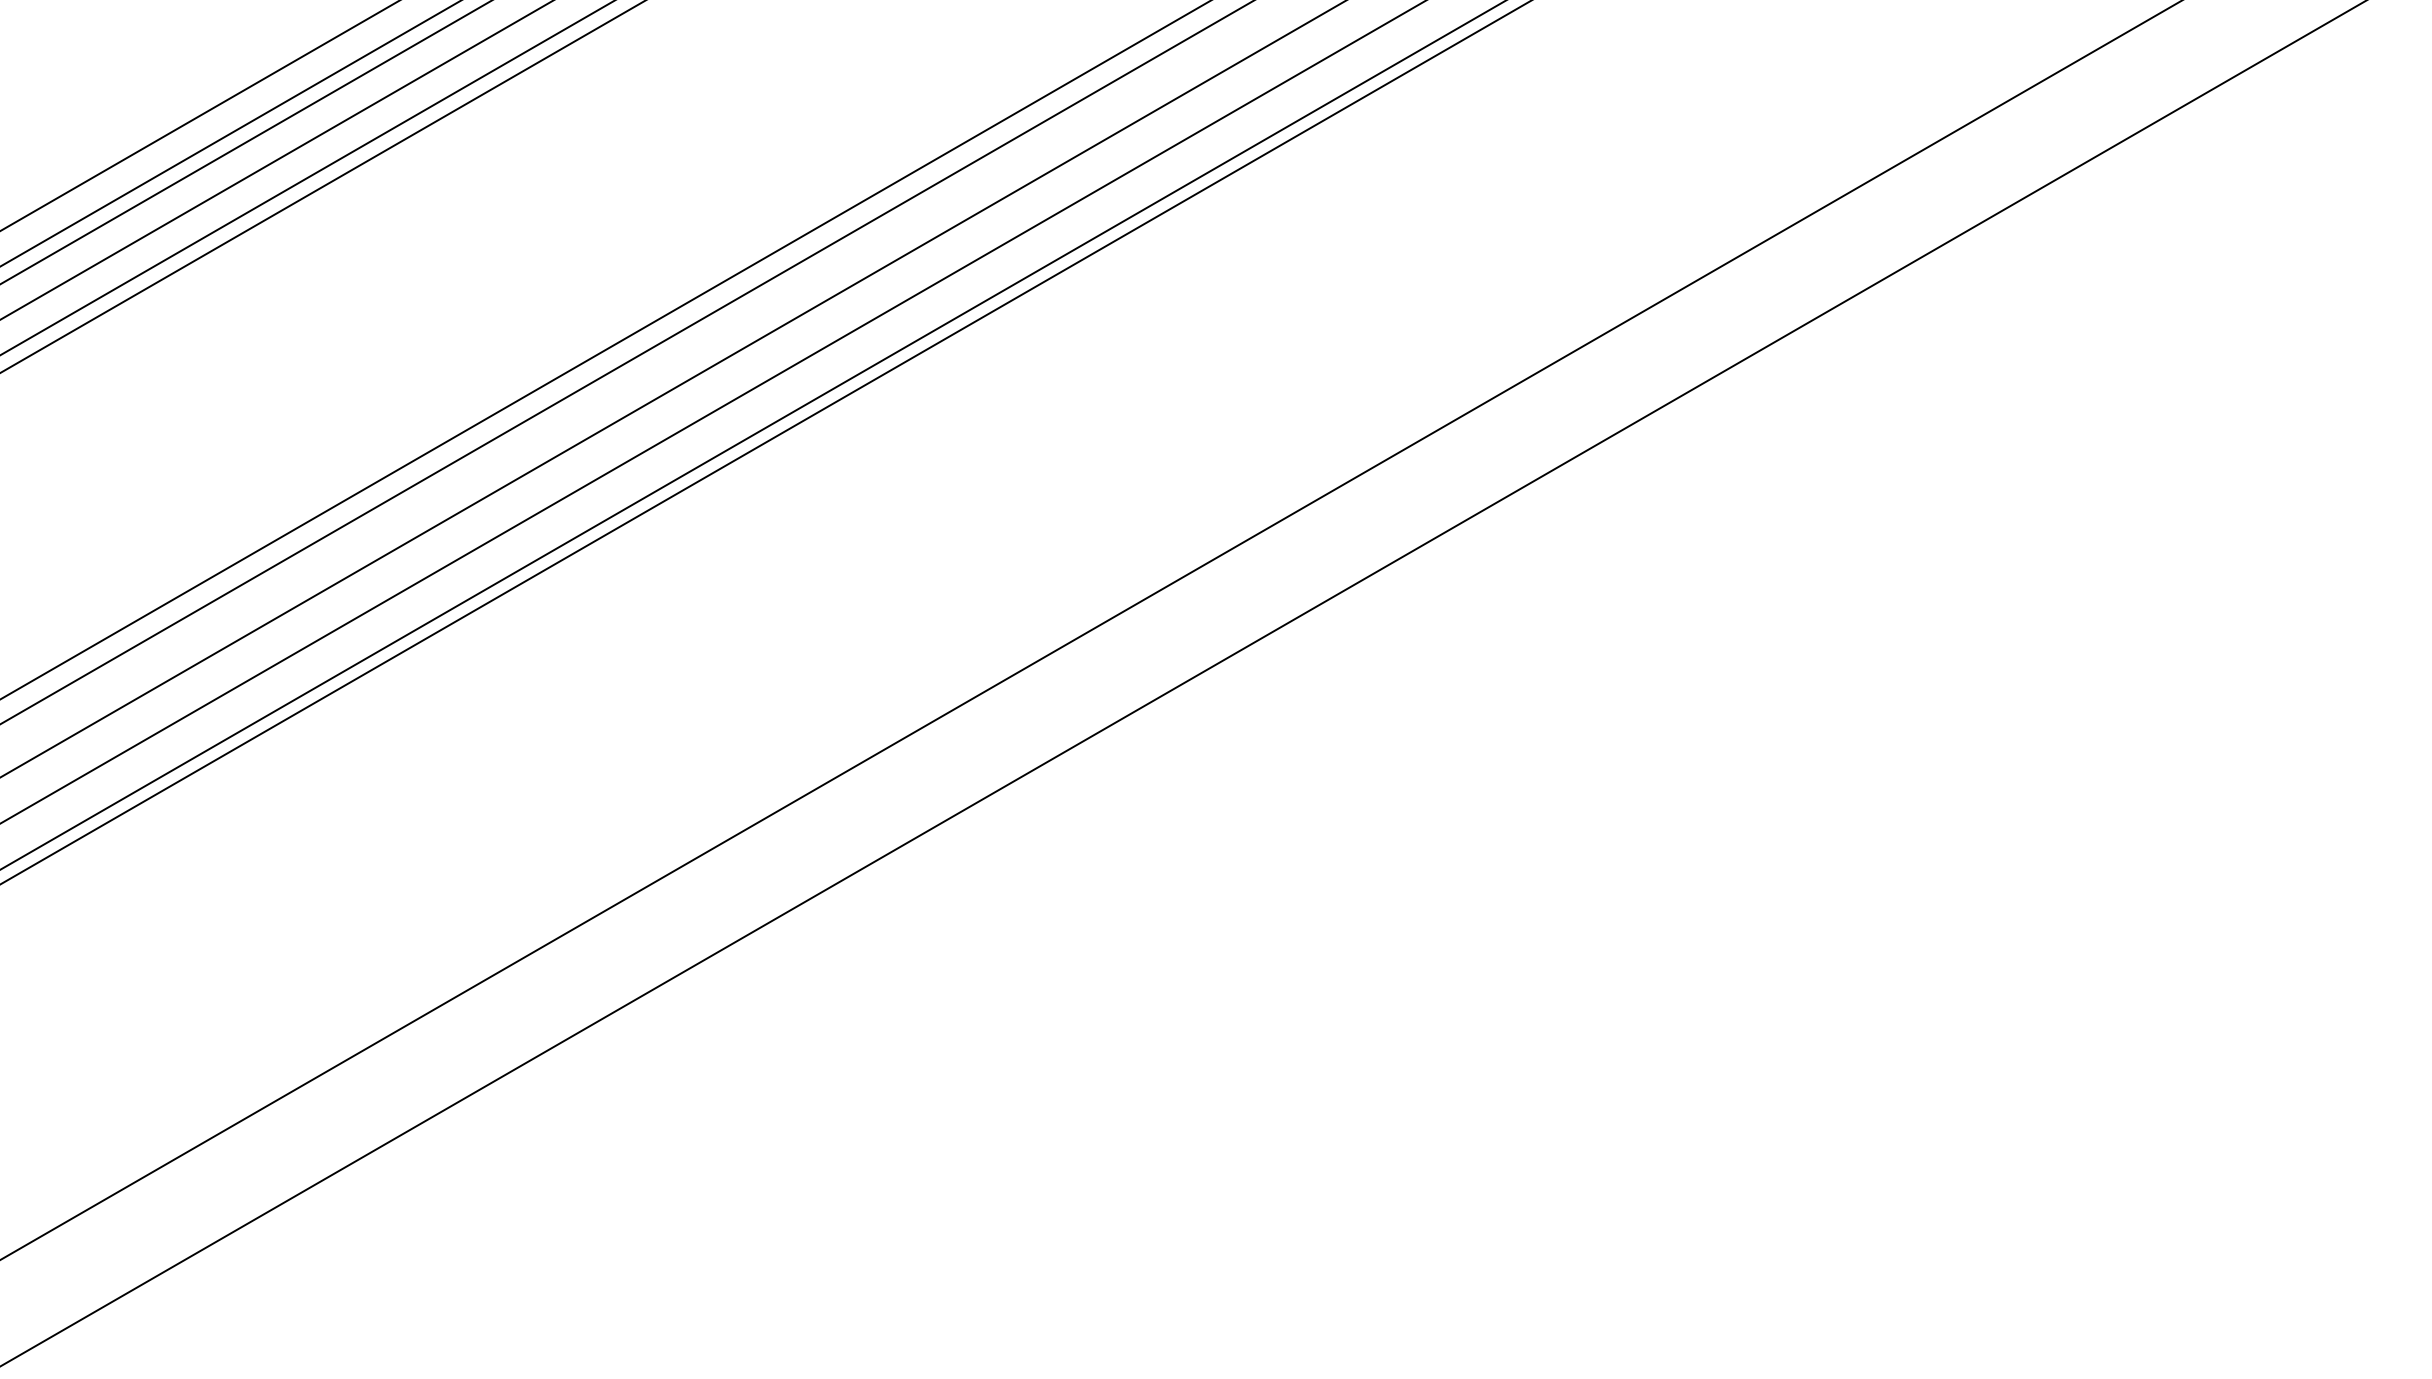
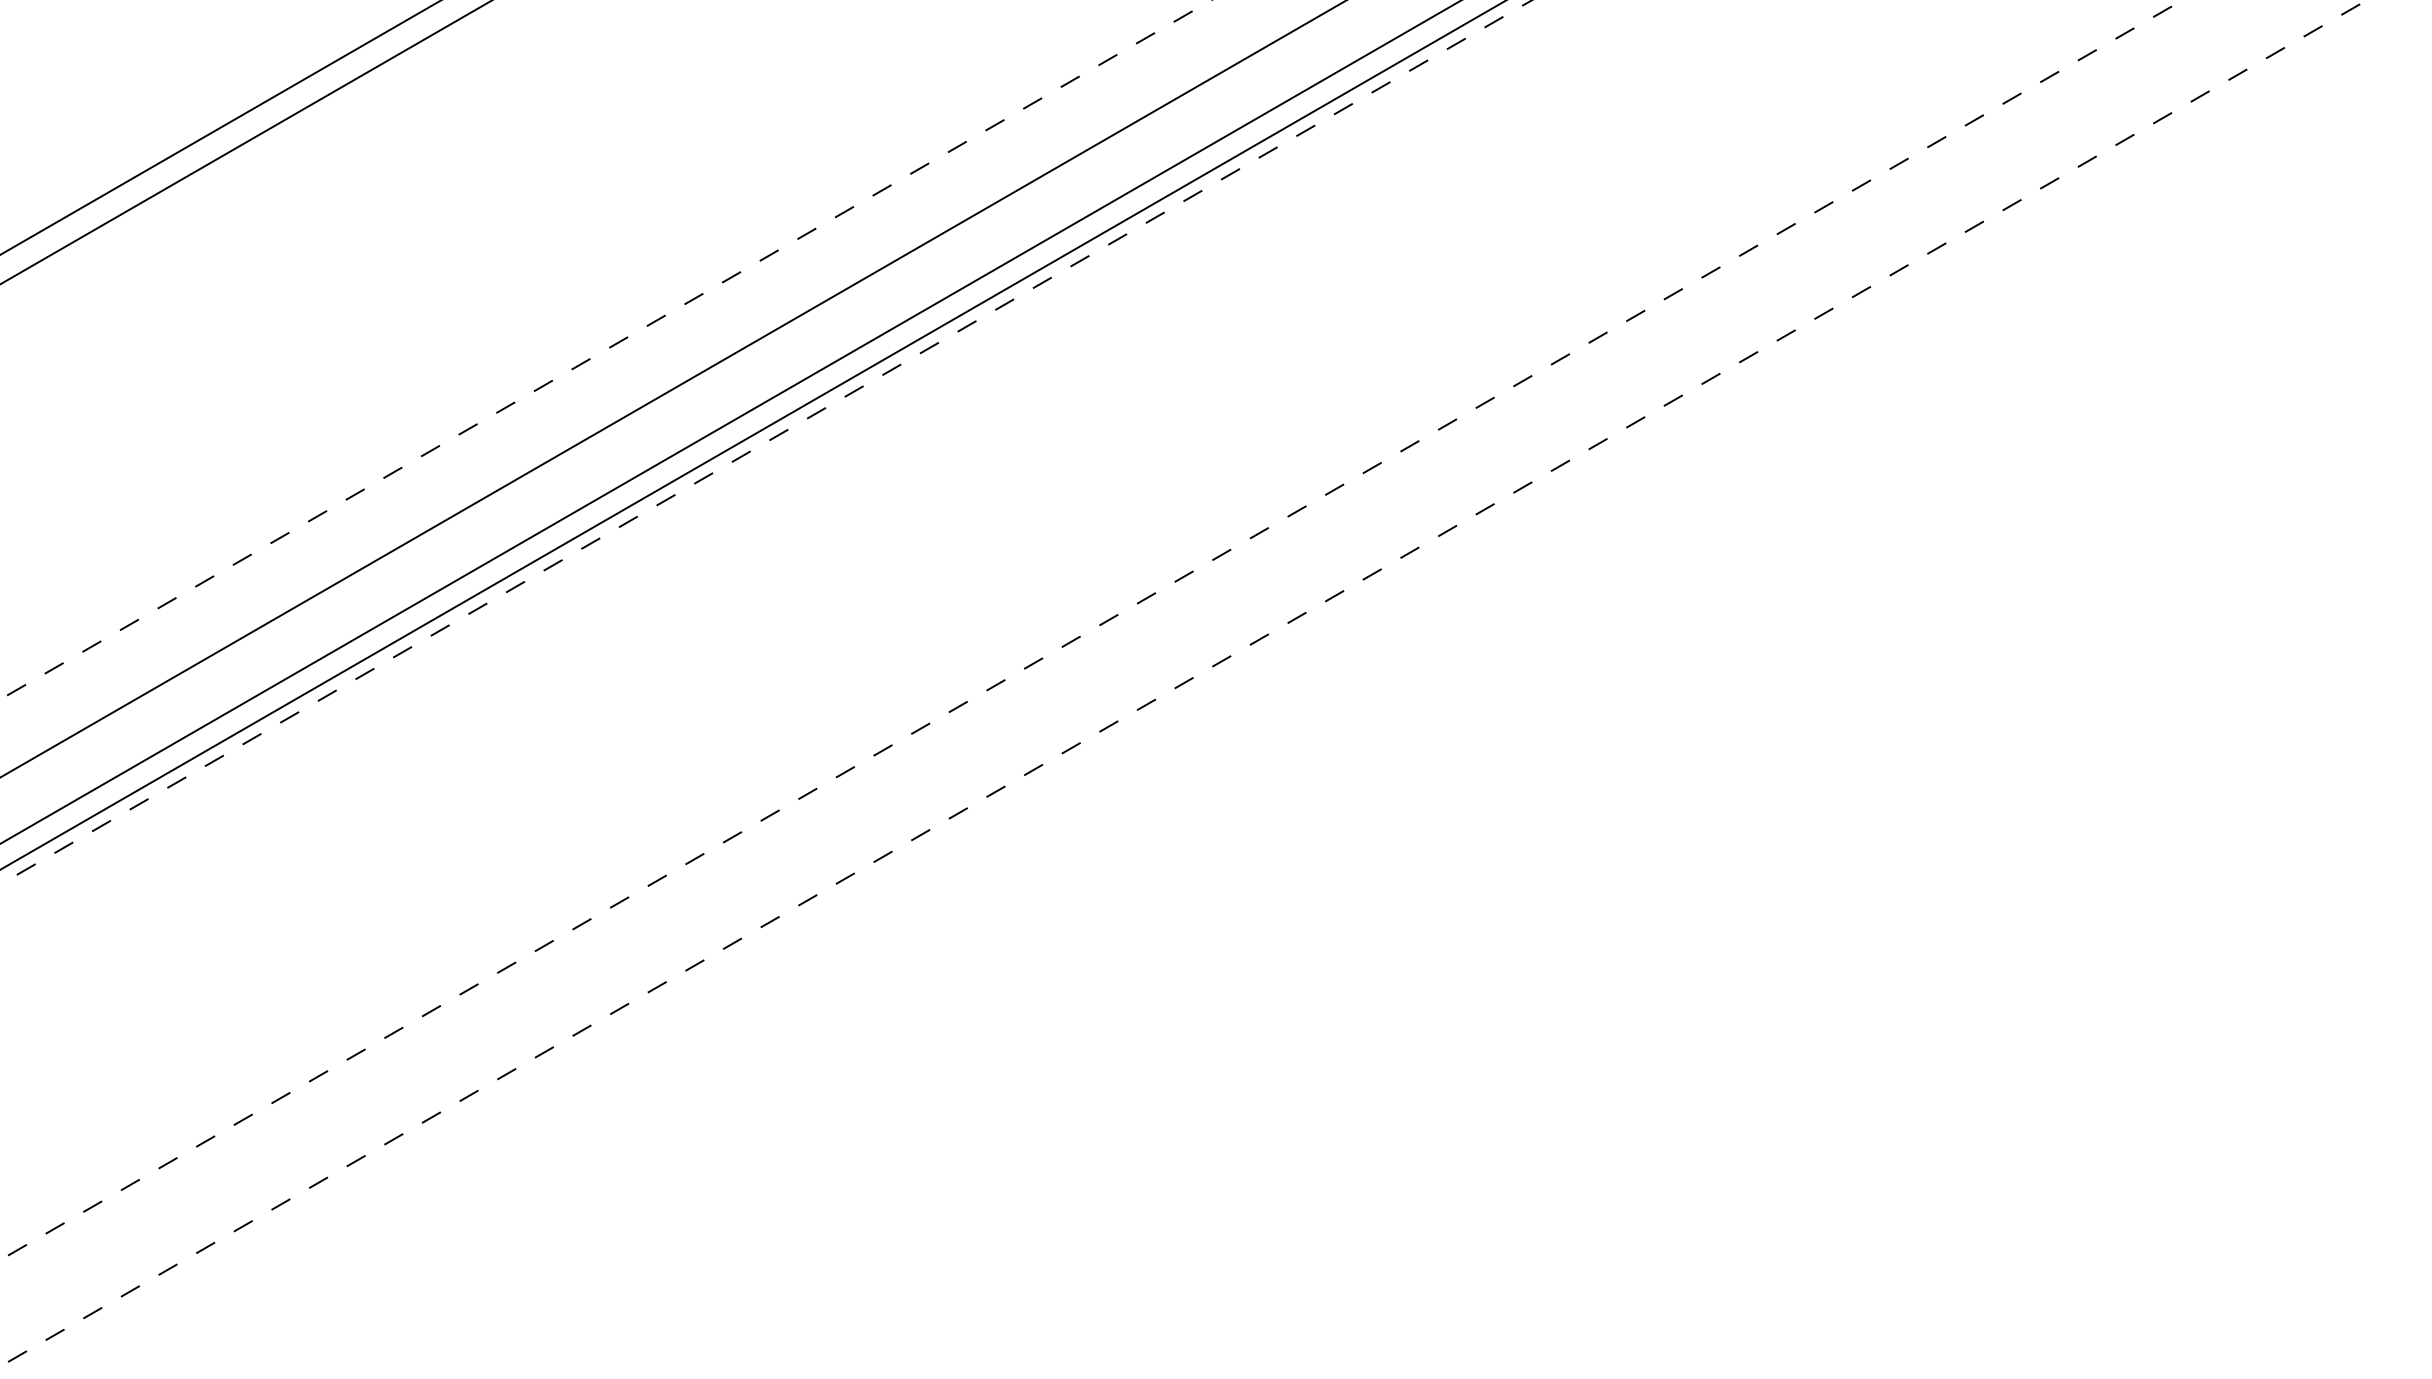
line position: (199, 115) -> (219, 127) (219, 127)
line: present -> none (230, 133)
line: present -> none (276, 160)
line: present -> none (306, 177)
line: present -> none (322, 186)
line: solid -> dashed (606, 349)
line: present -> none (626, 362)
line position: (712, 412) -> (729, 422) (729, 422)
line: solid -> dashed (766, 441)
line: solid -> dashed (1091, 630)
line: solid -> dashed (1183, 683)
